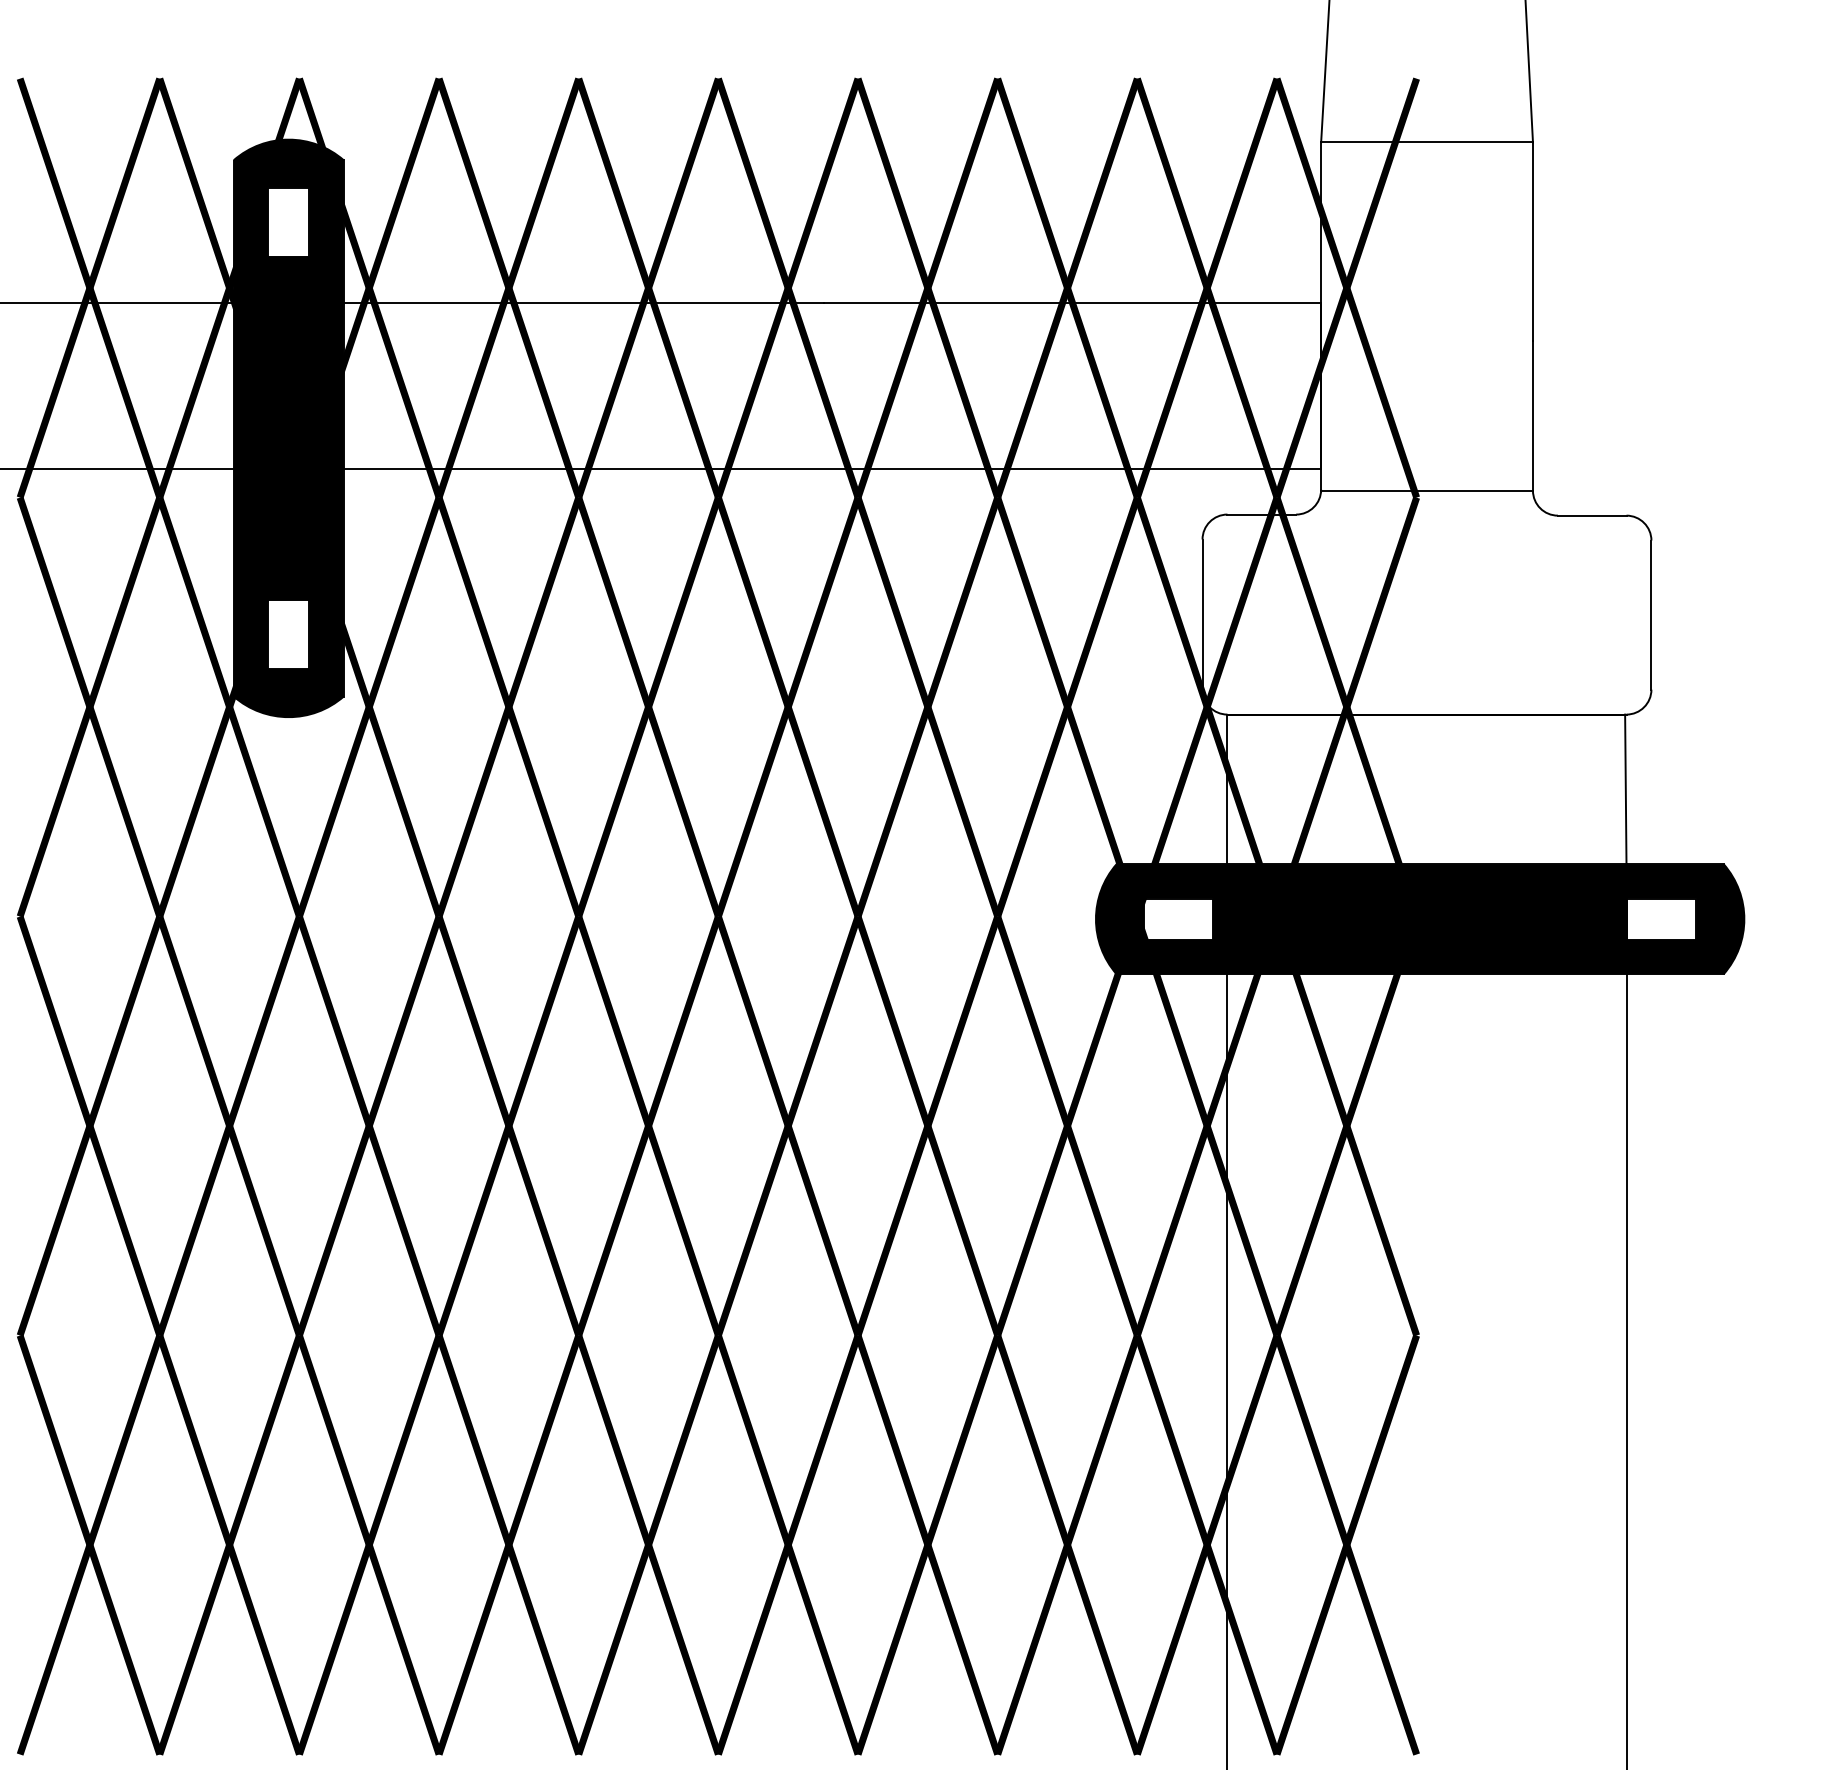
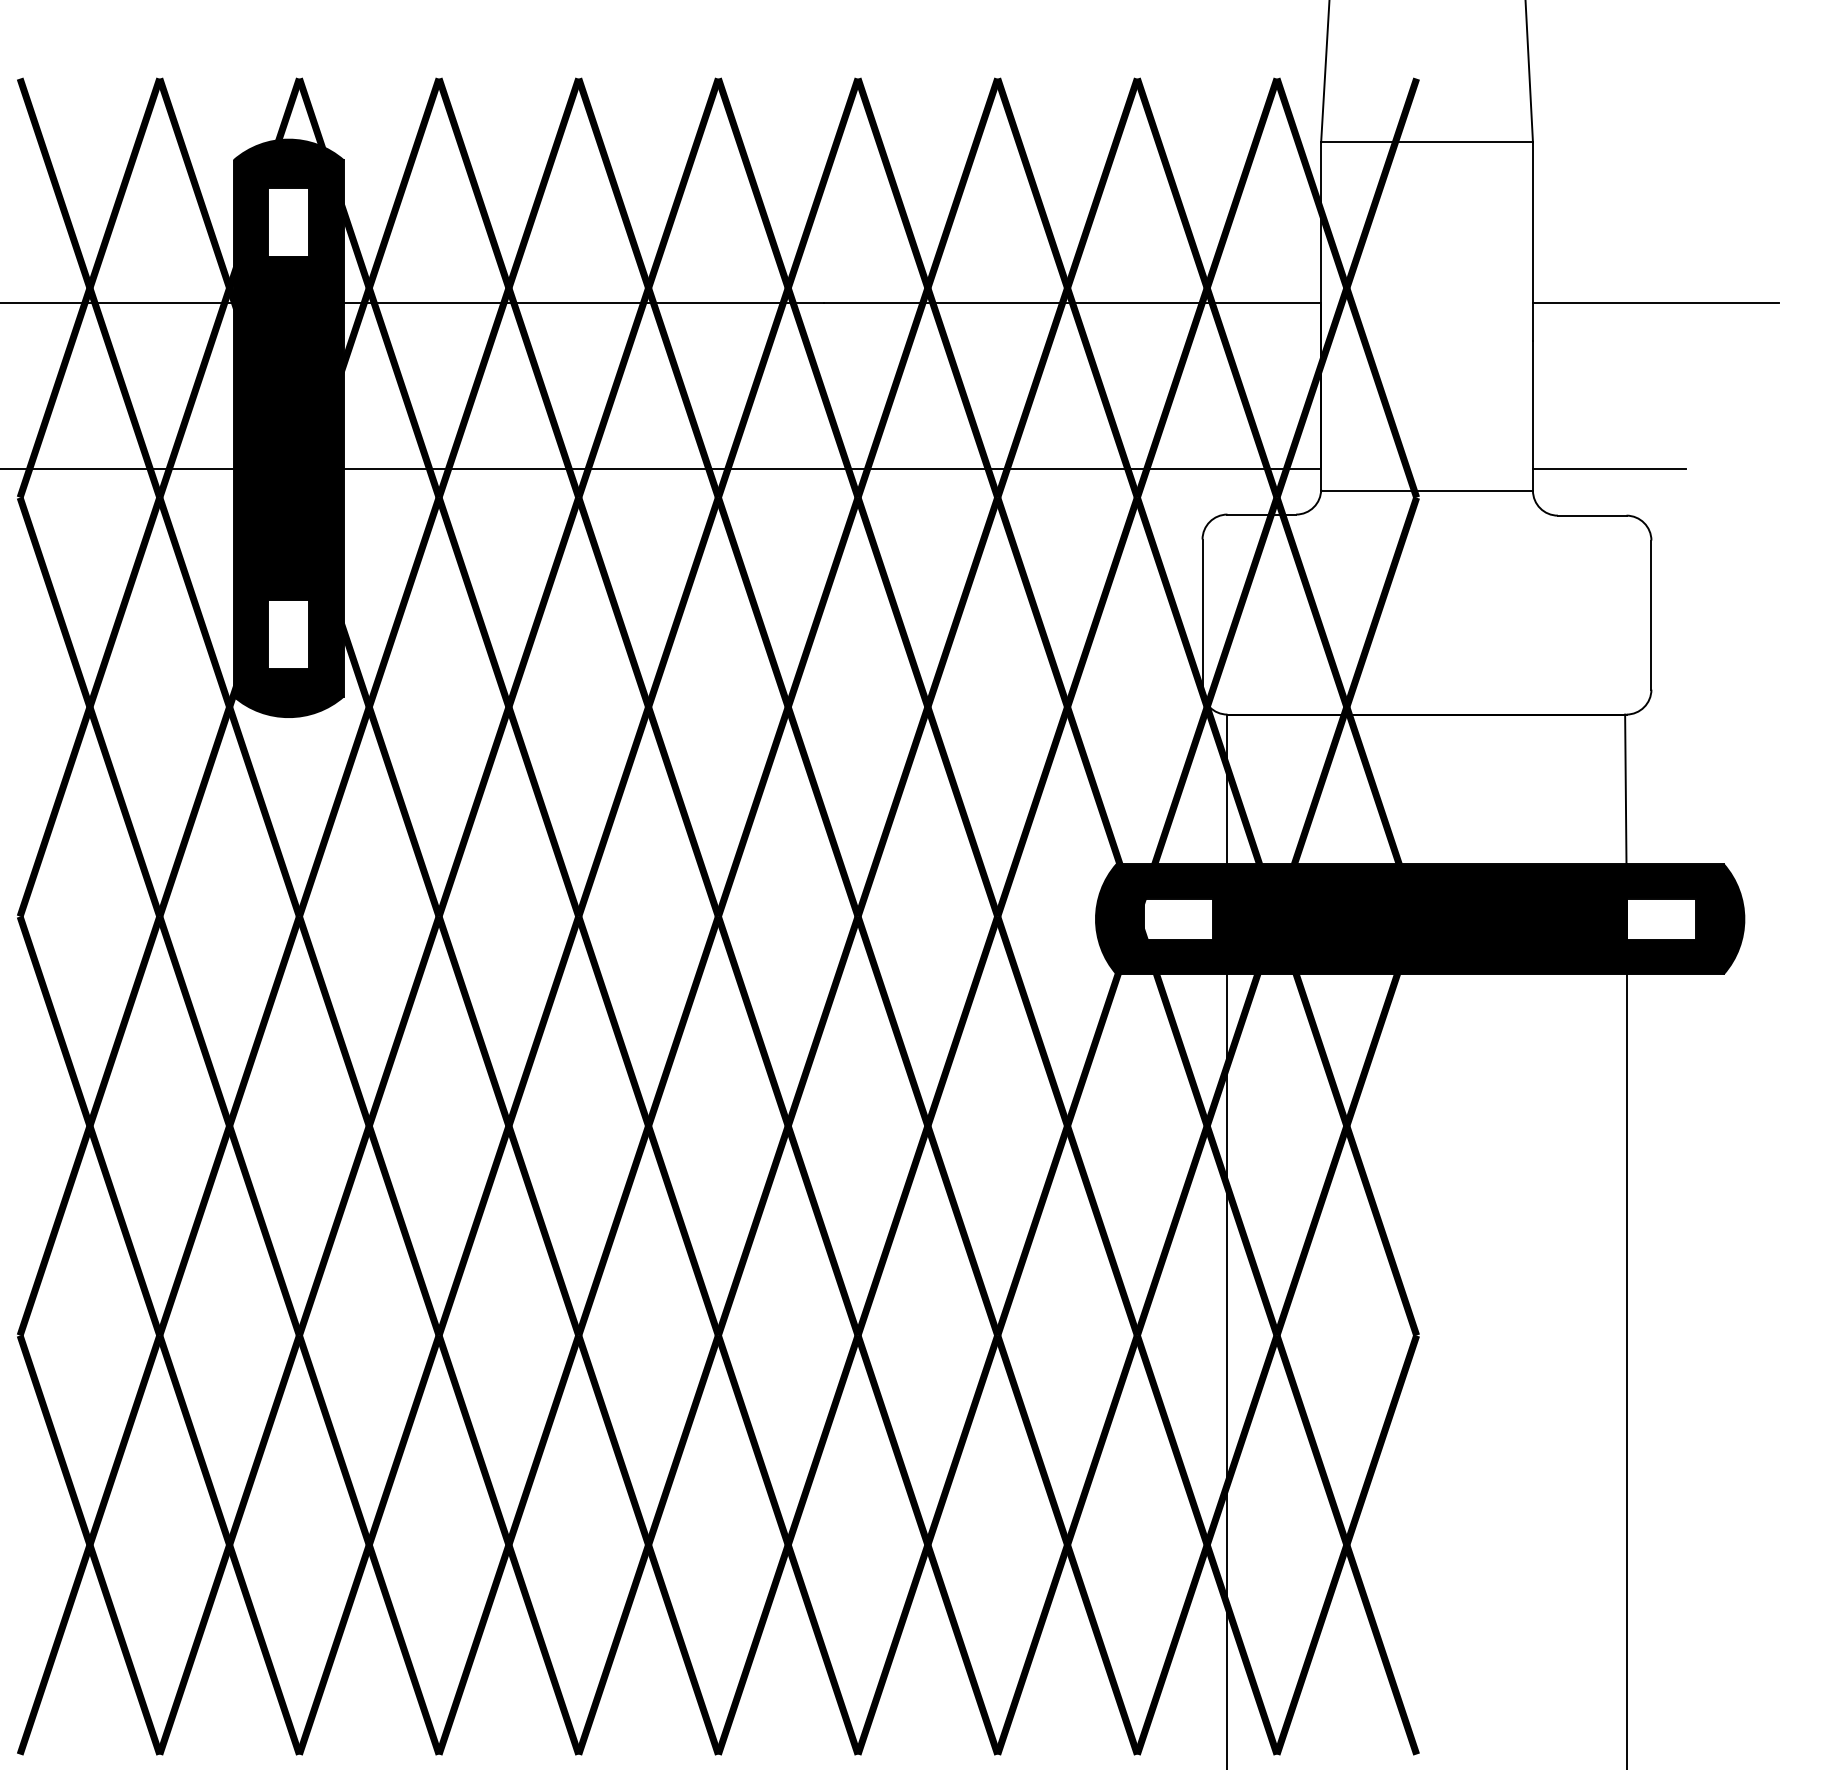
line: none -> present (1655, 303)
line: none -> present (1609, 468)
